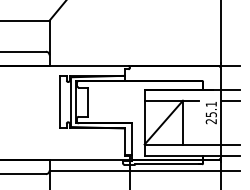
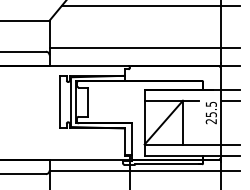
line: none -> present (150, 6)
line: none -> present (144, 48)
text: 25.1 -> 25.5 (210, 103)
